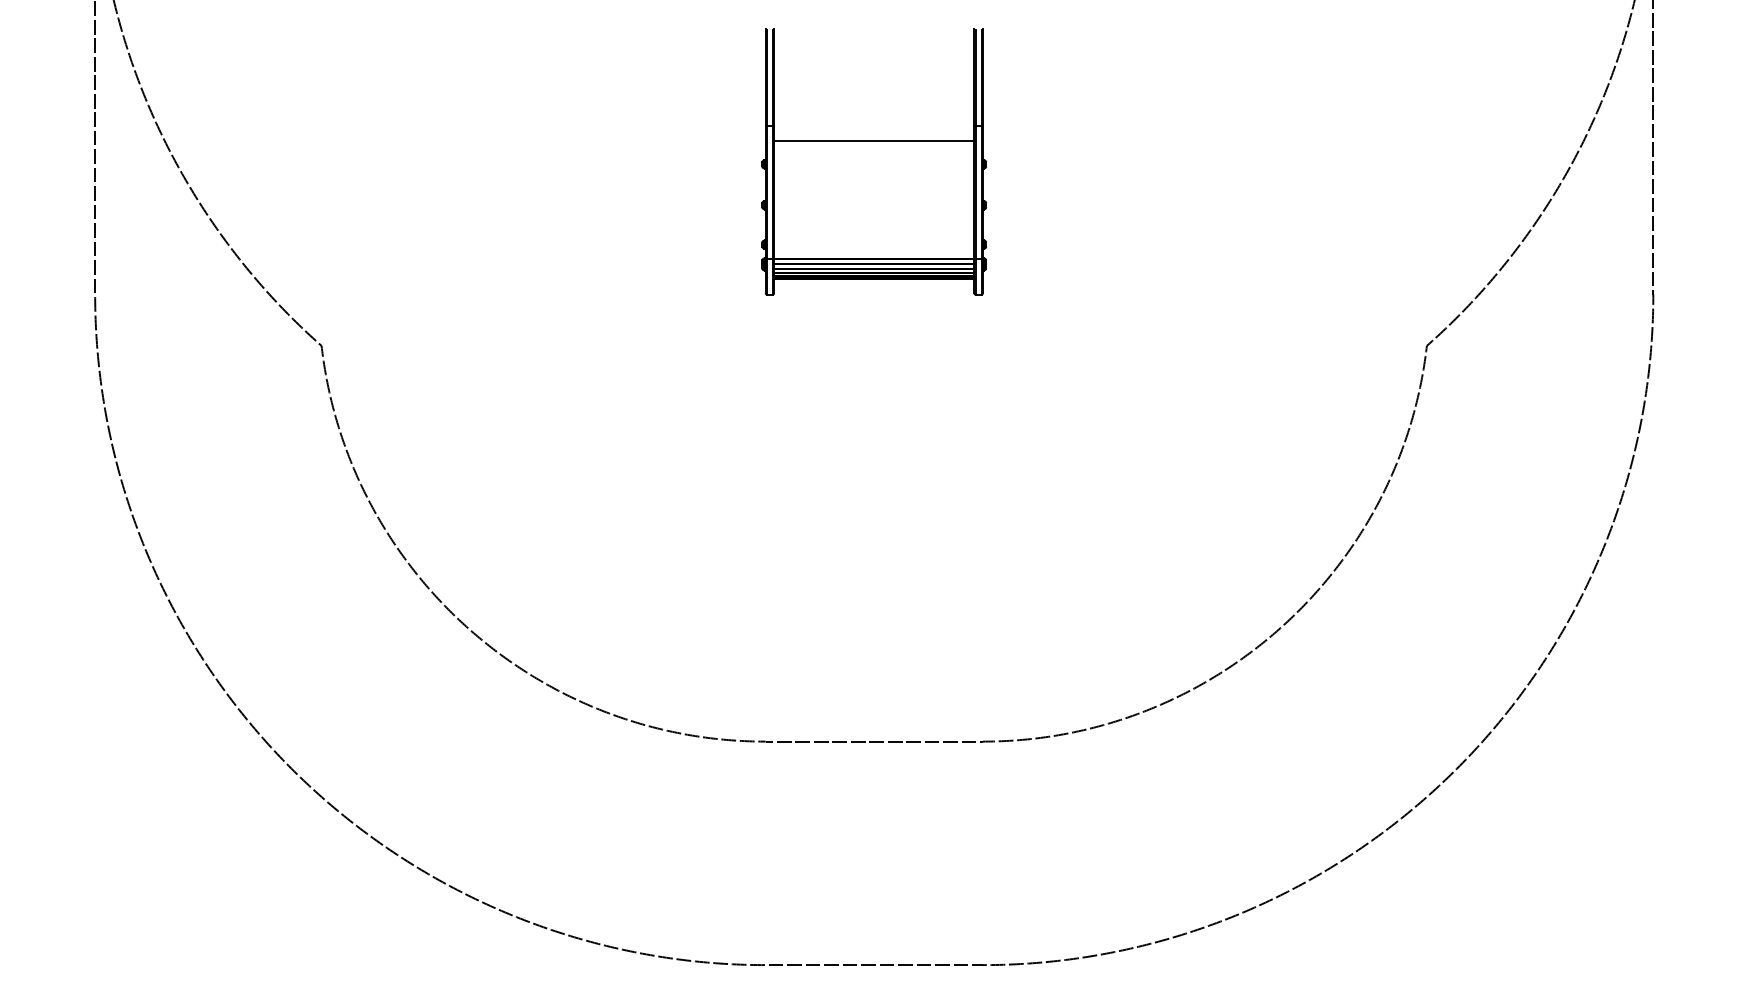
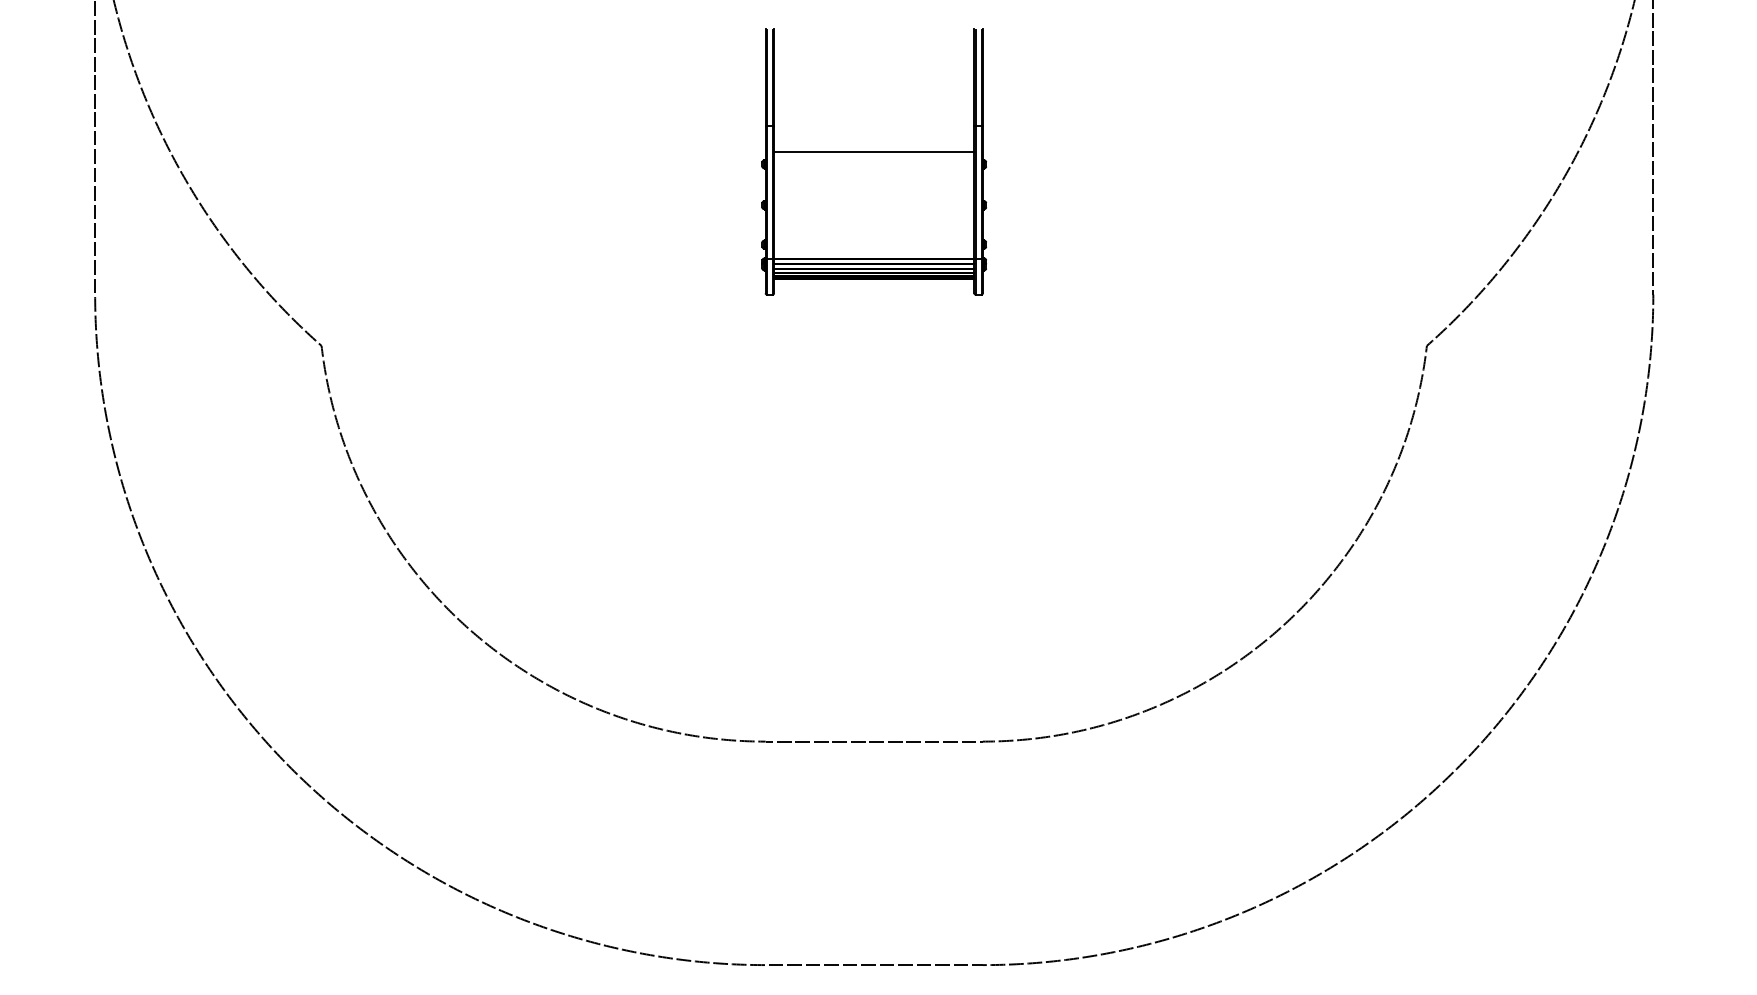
line position: (874, 140) -> (874, 151) (874, 151)
